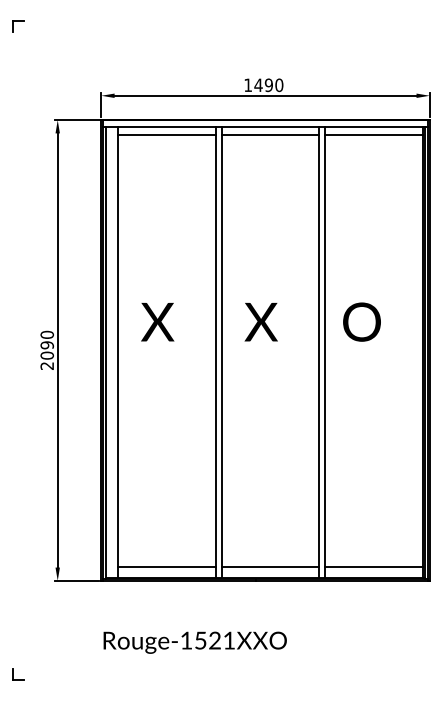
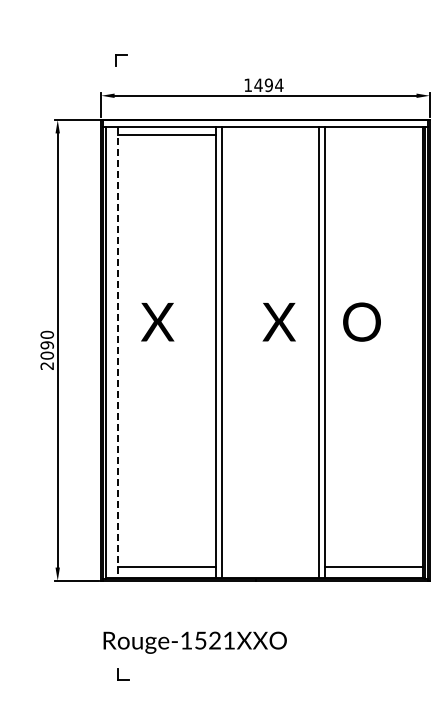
part position: (18, 26) -> (121, 60) (121, 60)
text: 1490 -> 1494 (279, 85)
line: present -> none (270, 134)
line: present -> none (373, 134)
text position: (260, 322) -> (278, 322) (278, 322)
line: solid -> dashed (118, 352)
line: present -> none (270, 566)
part position: (18, 674) -> (123, 674) (123, 674)
